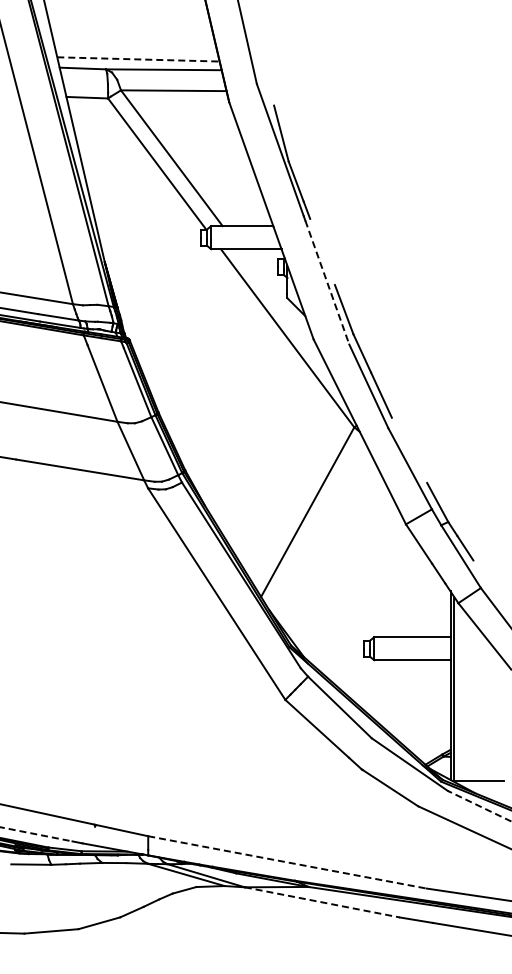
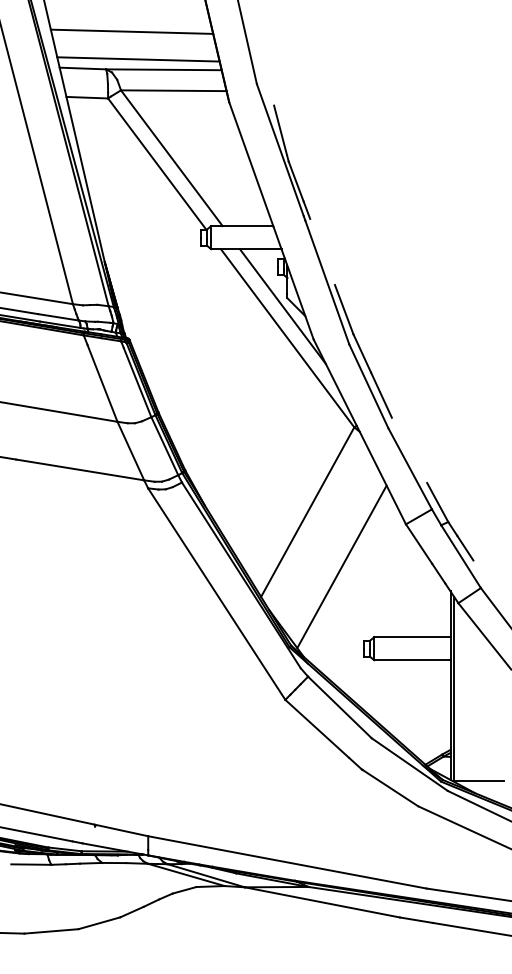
line: none -> present (131, 31)
line: dashed -> solid (138, 59)
line: dashed -> solid (327, 282)
line: none -> present (282, 306)
line: none -> present (341, 566)
line: dashed -> solid (479, 806)
line: dashed -> solid (36, 834)
line: dashed -> solid (287, 862)
line: dashed -> solid (322, 902)
